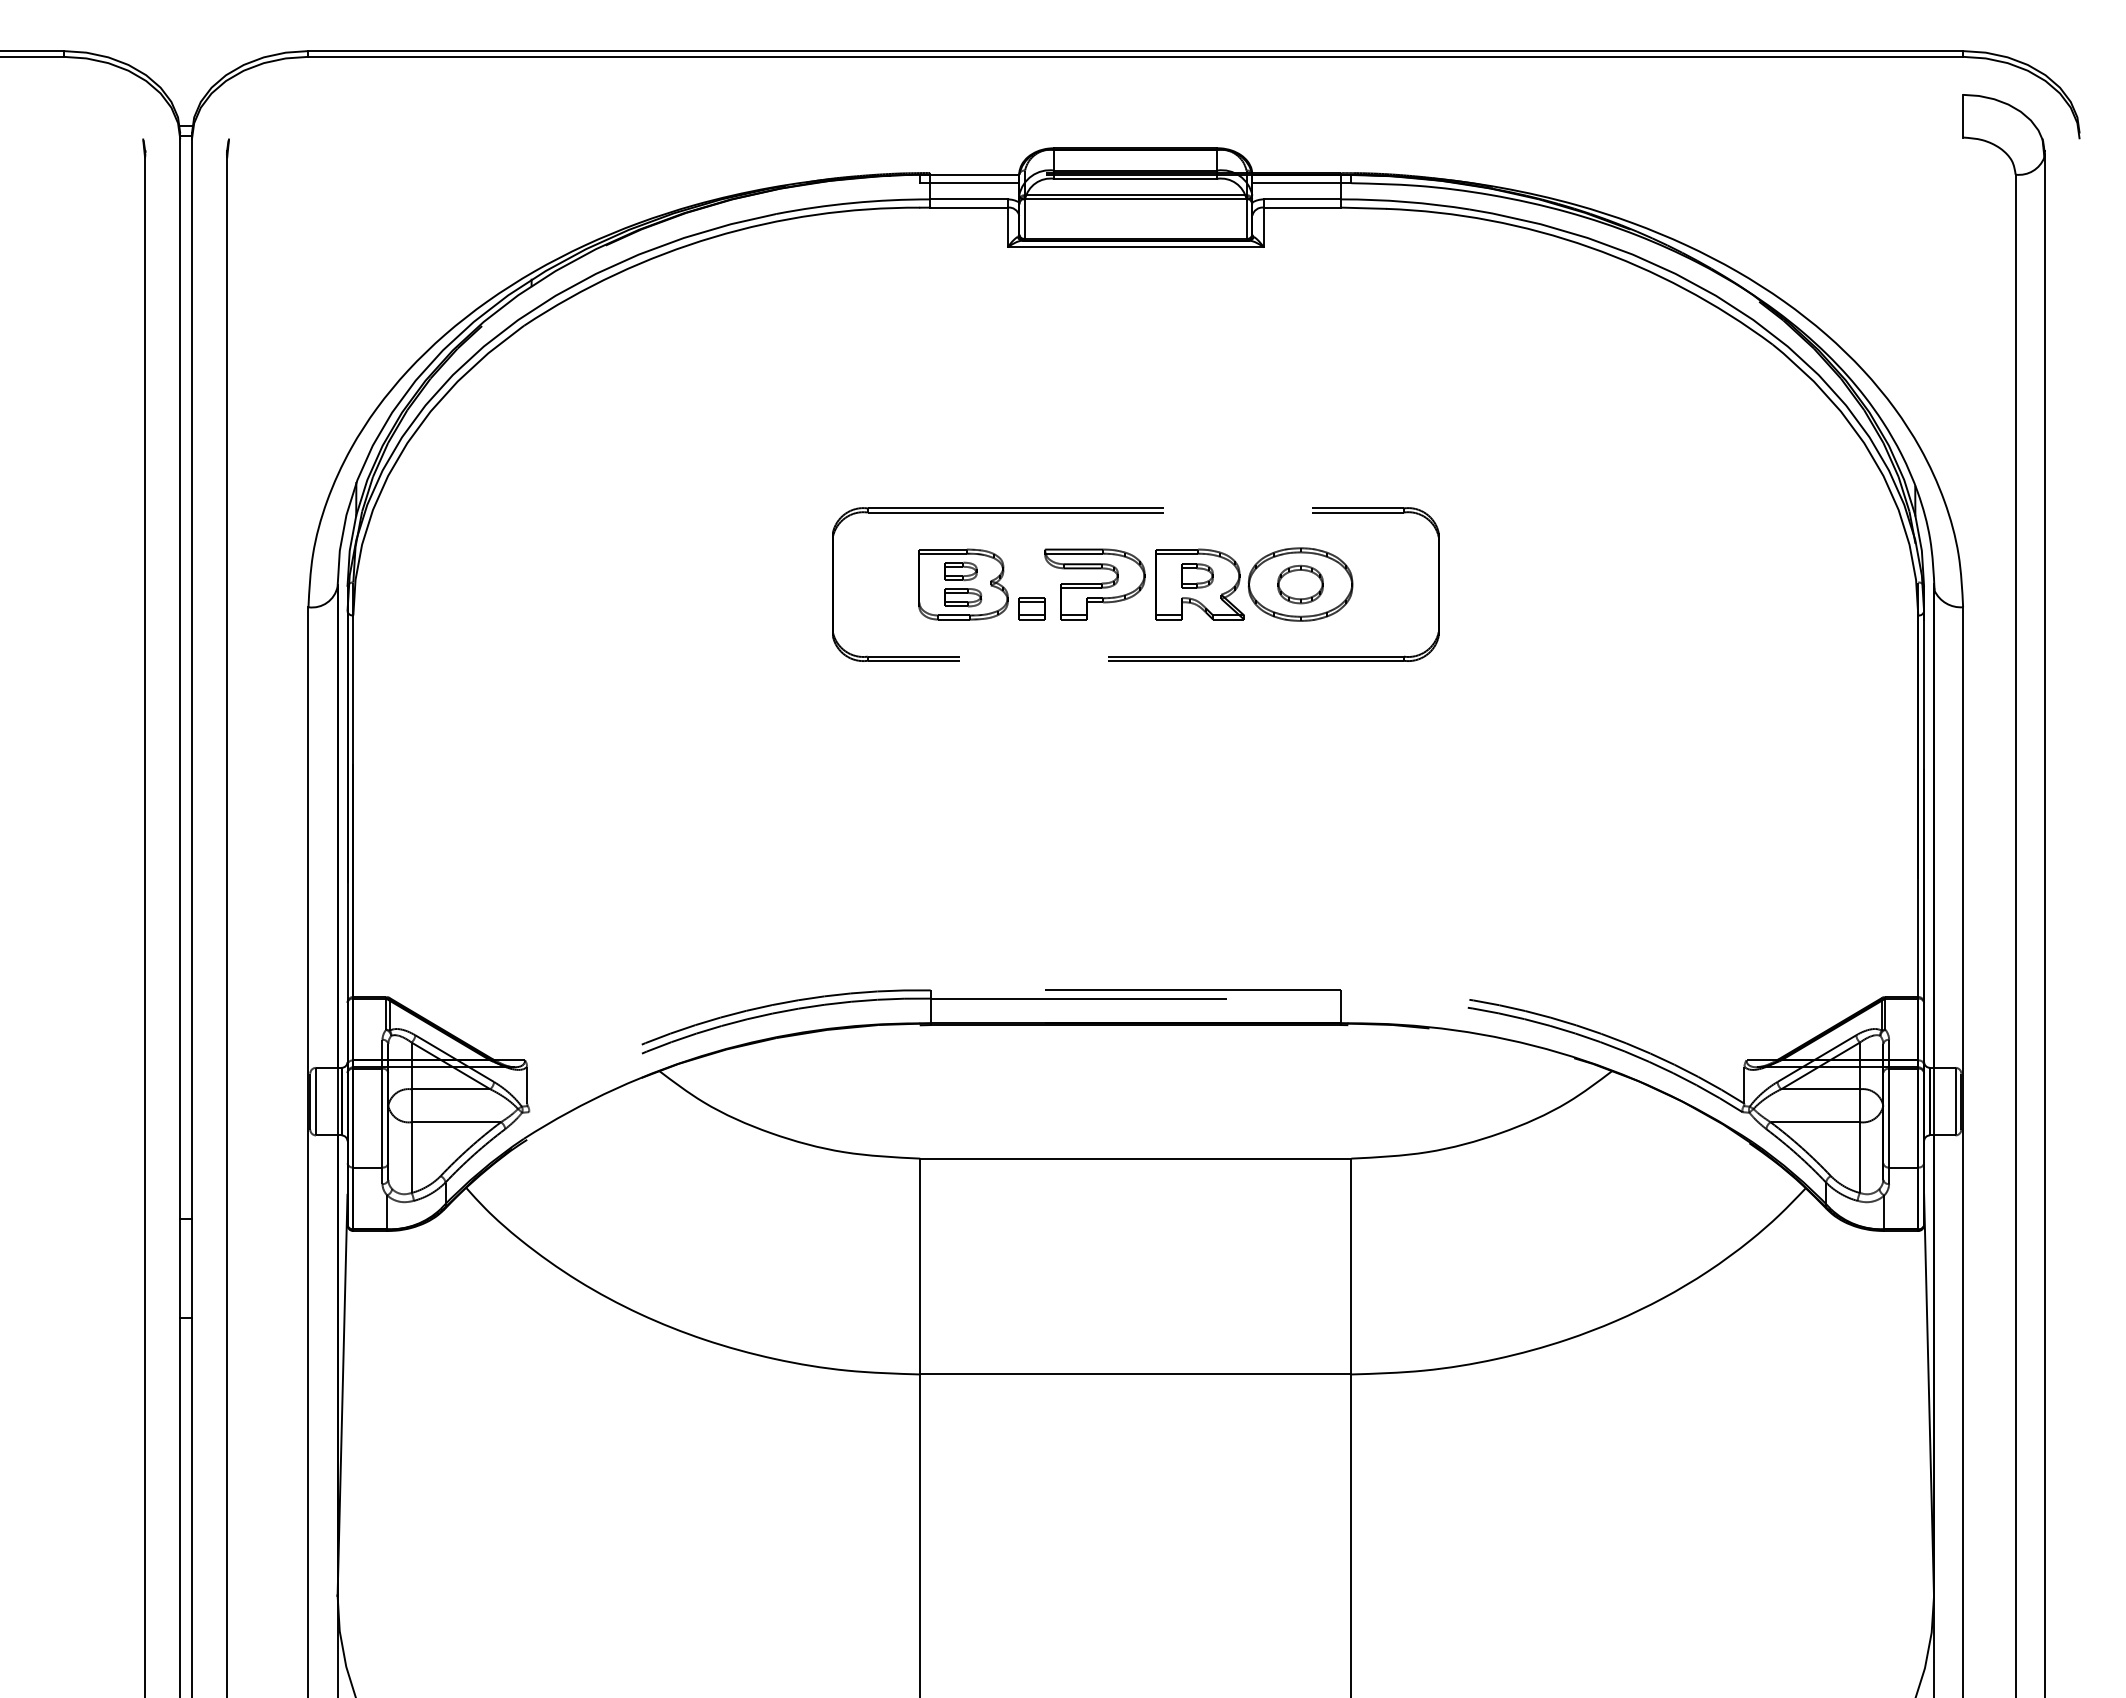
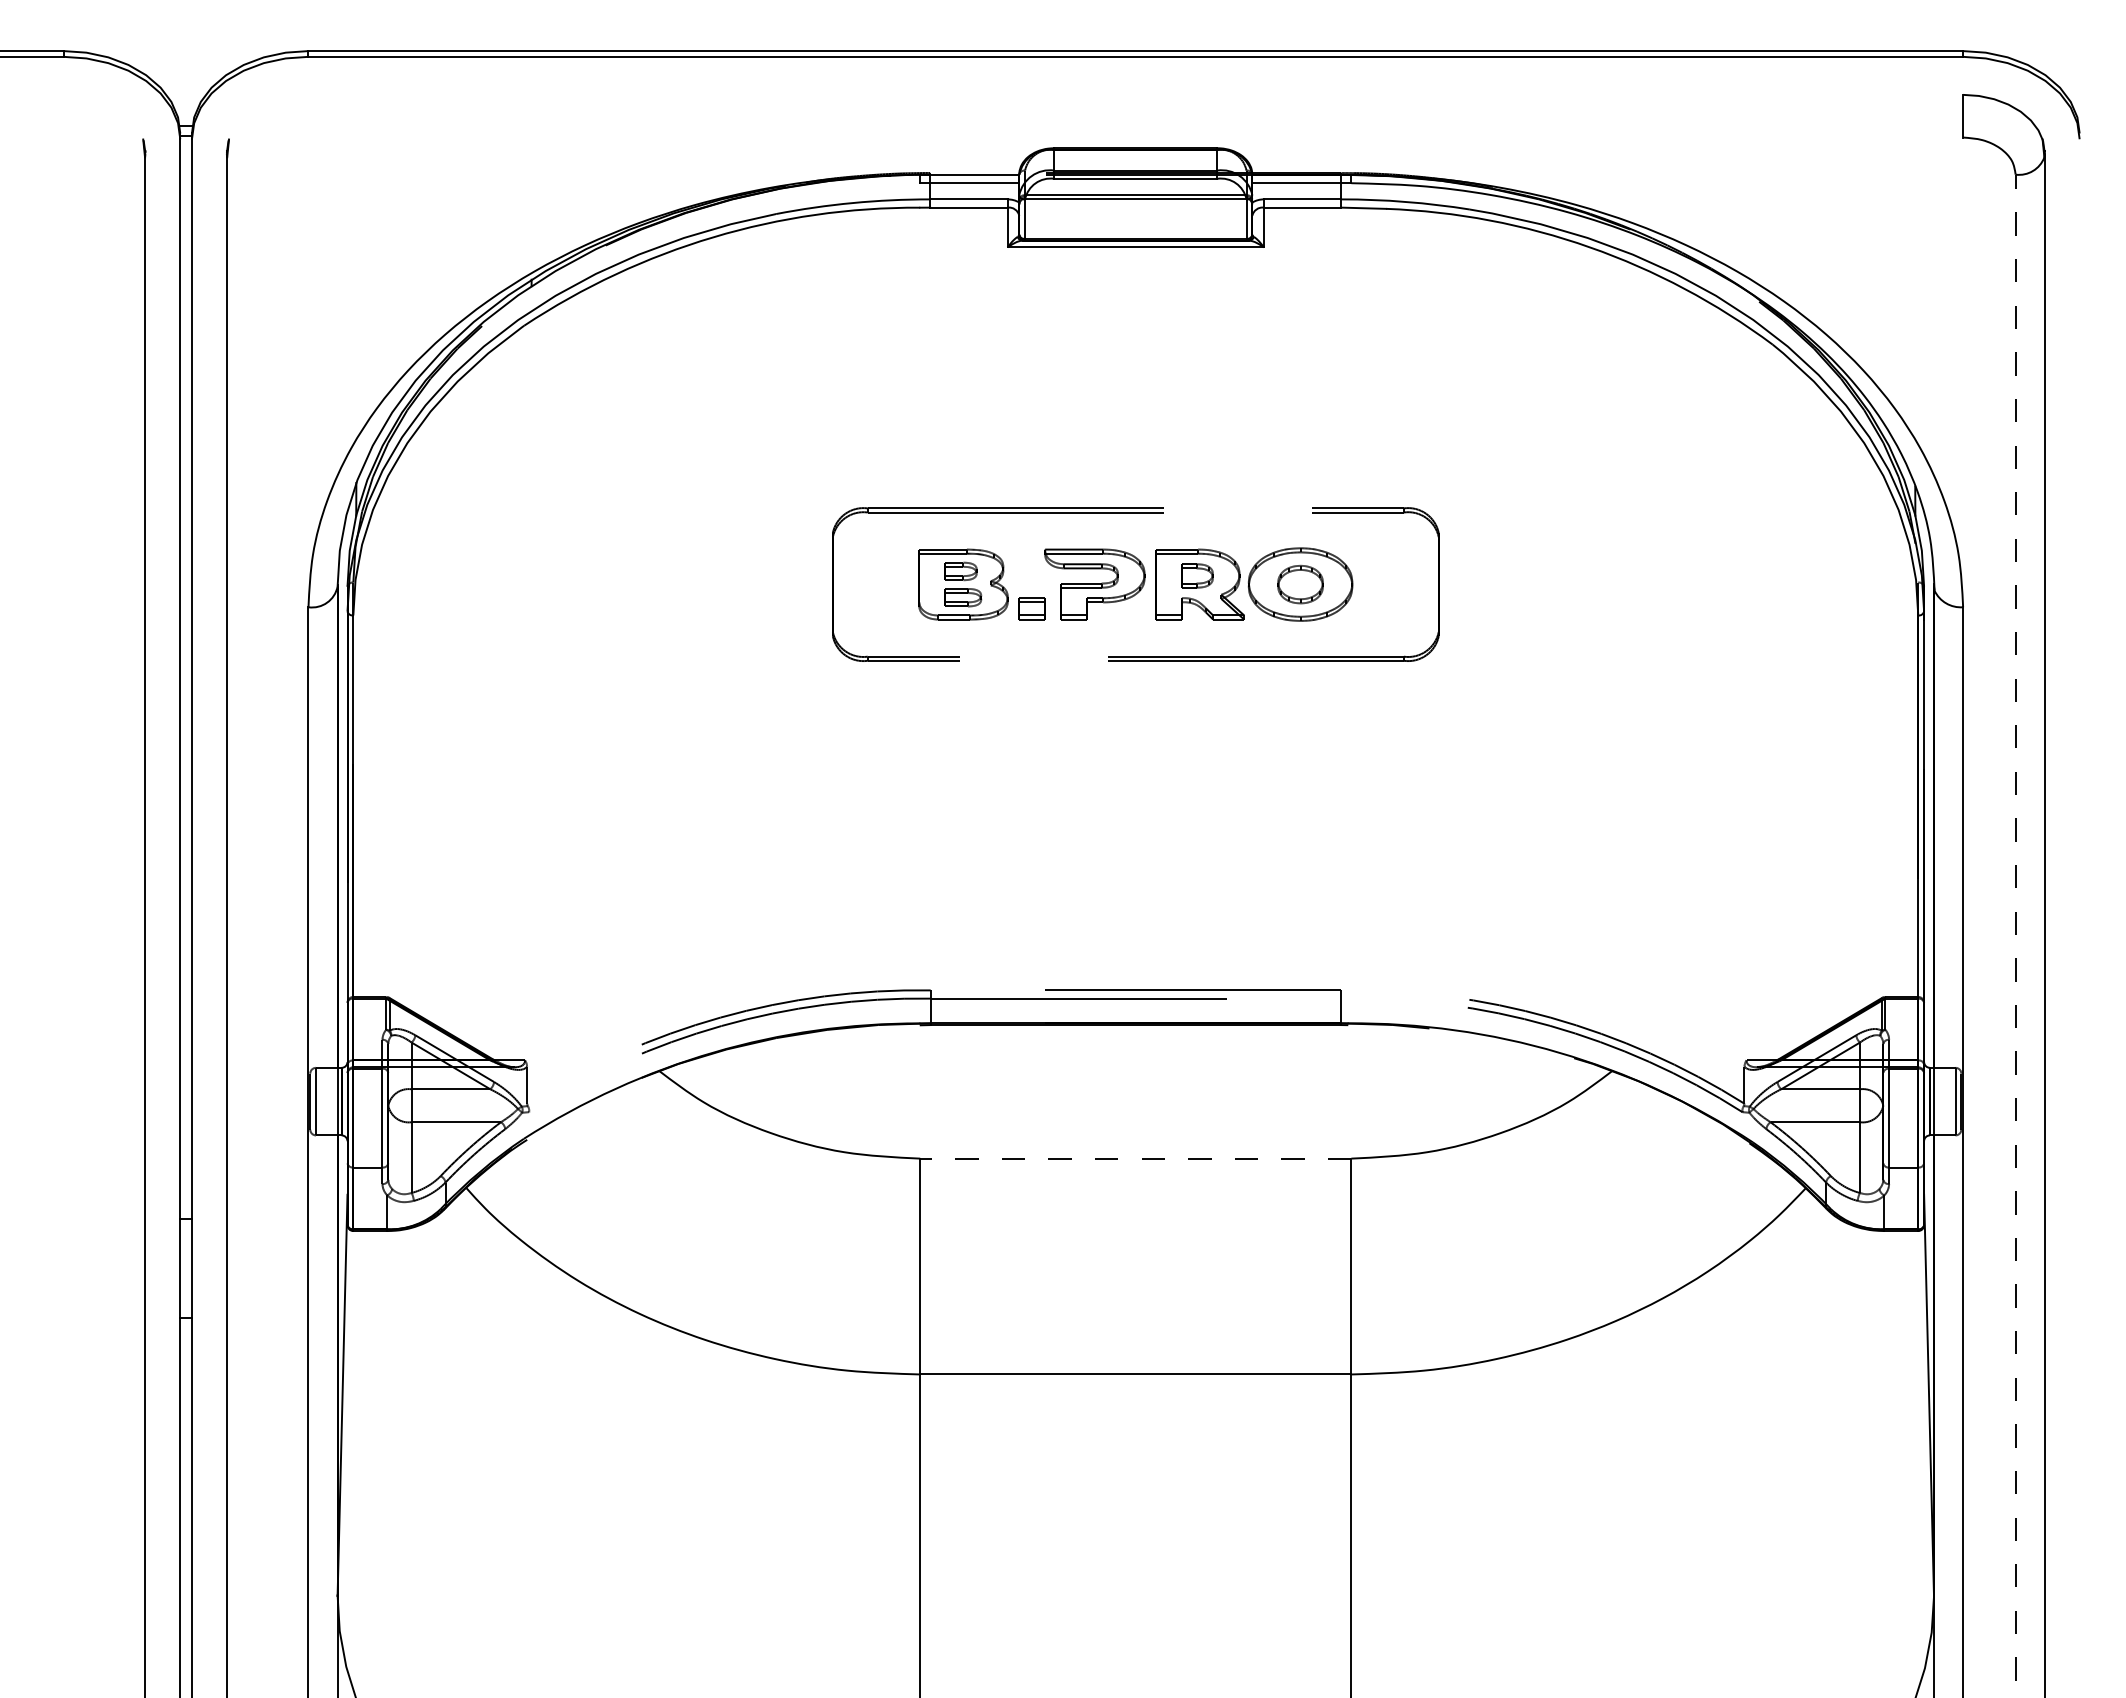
line: solid -> dashed (2015, 935)
line: solid -> dashed (1135, 1158)
